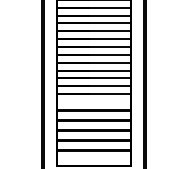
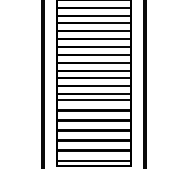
line: none -> present (93, 100)
line: none -> present (93, 160)
